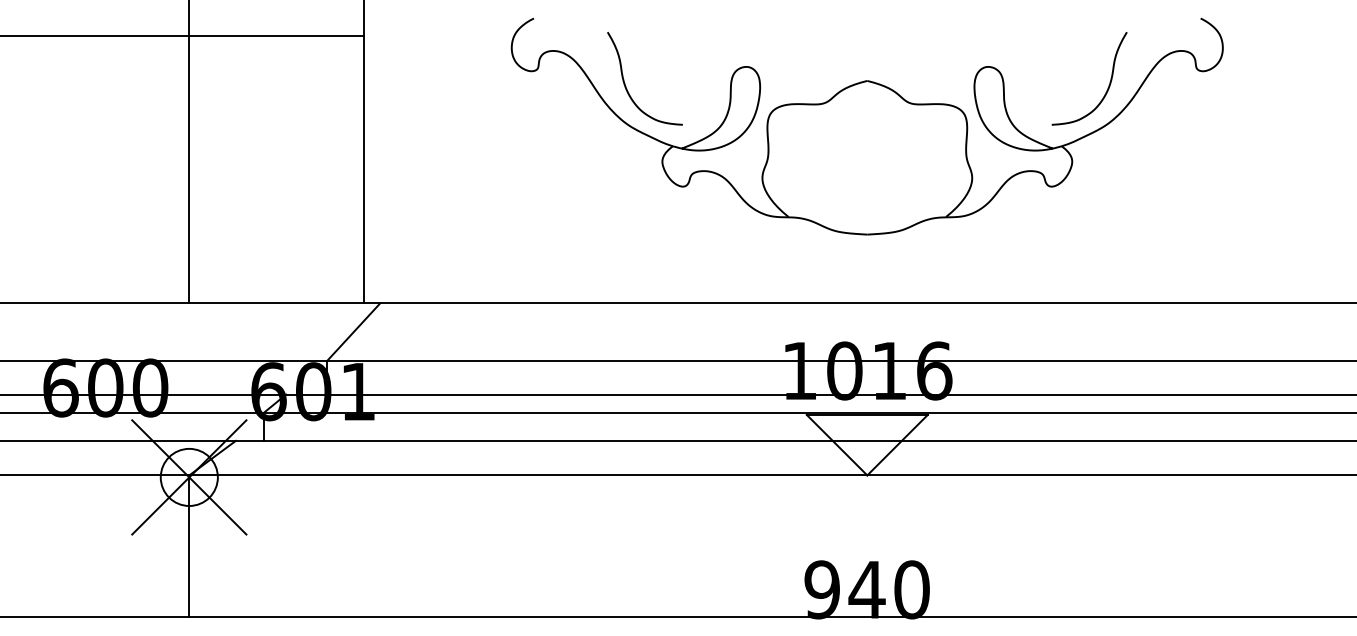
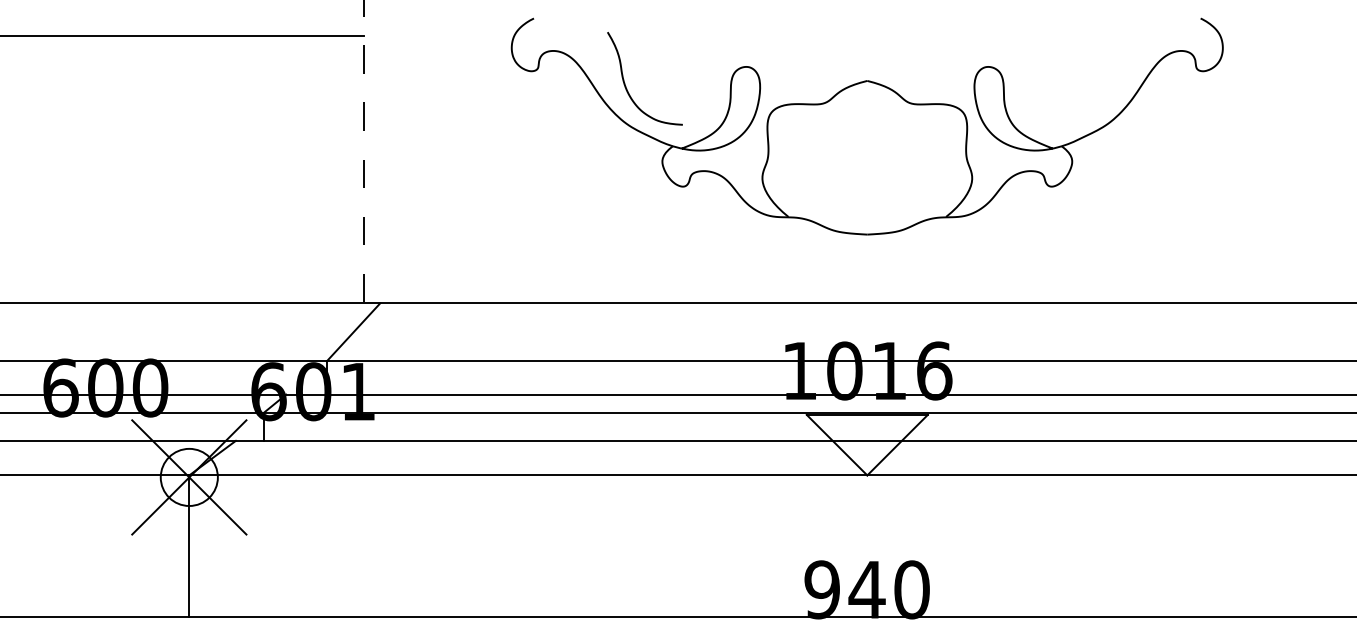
curve: present -> none (1108, 85)
line: solid -> dashed (363, 151)
line: present -> none (189, 152)
